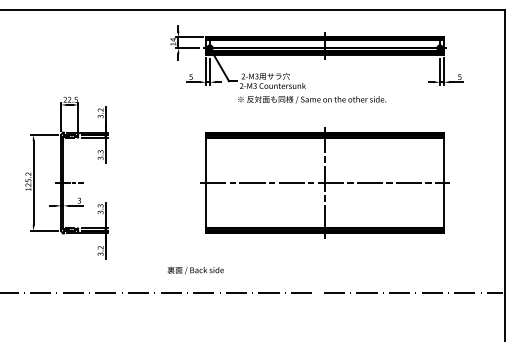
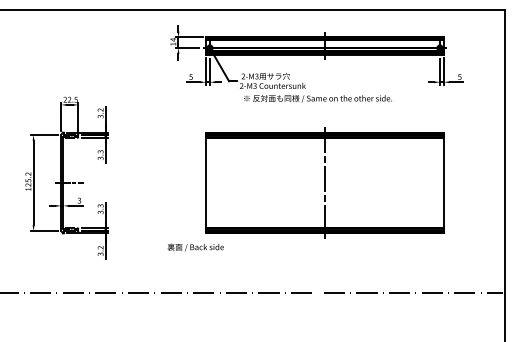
text position: (311, 99) -> (317, 98) (317, 98)
line: present -> none (324, 183)
text position: (195, 270) -> (195, 247) (195, 247)
